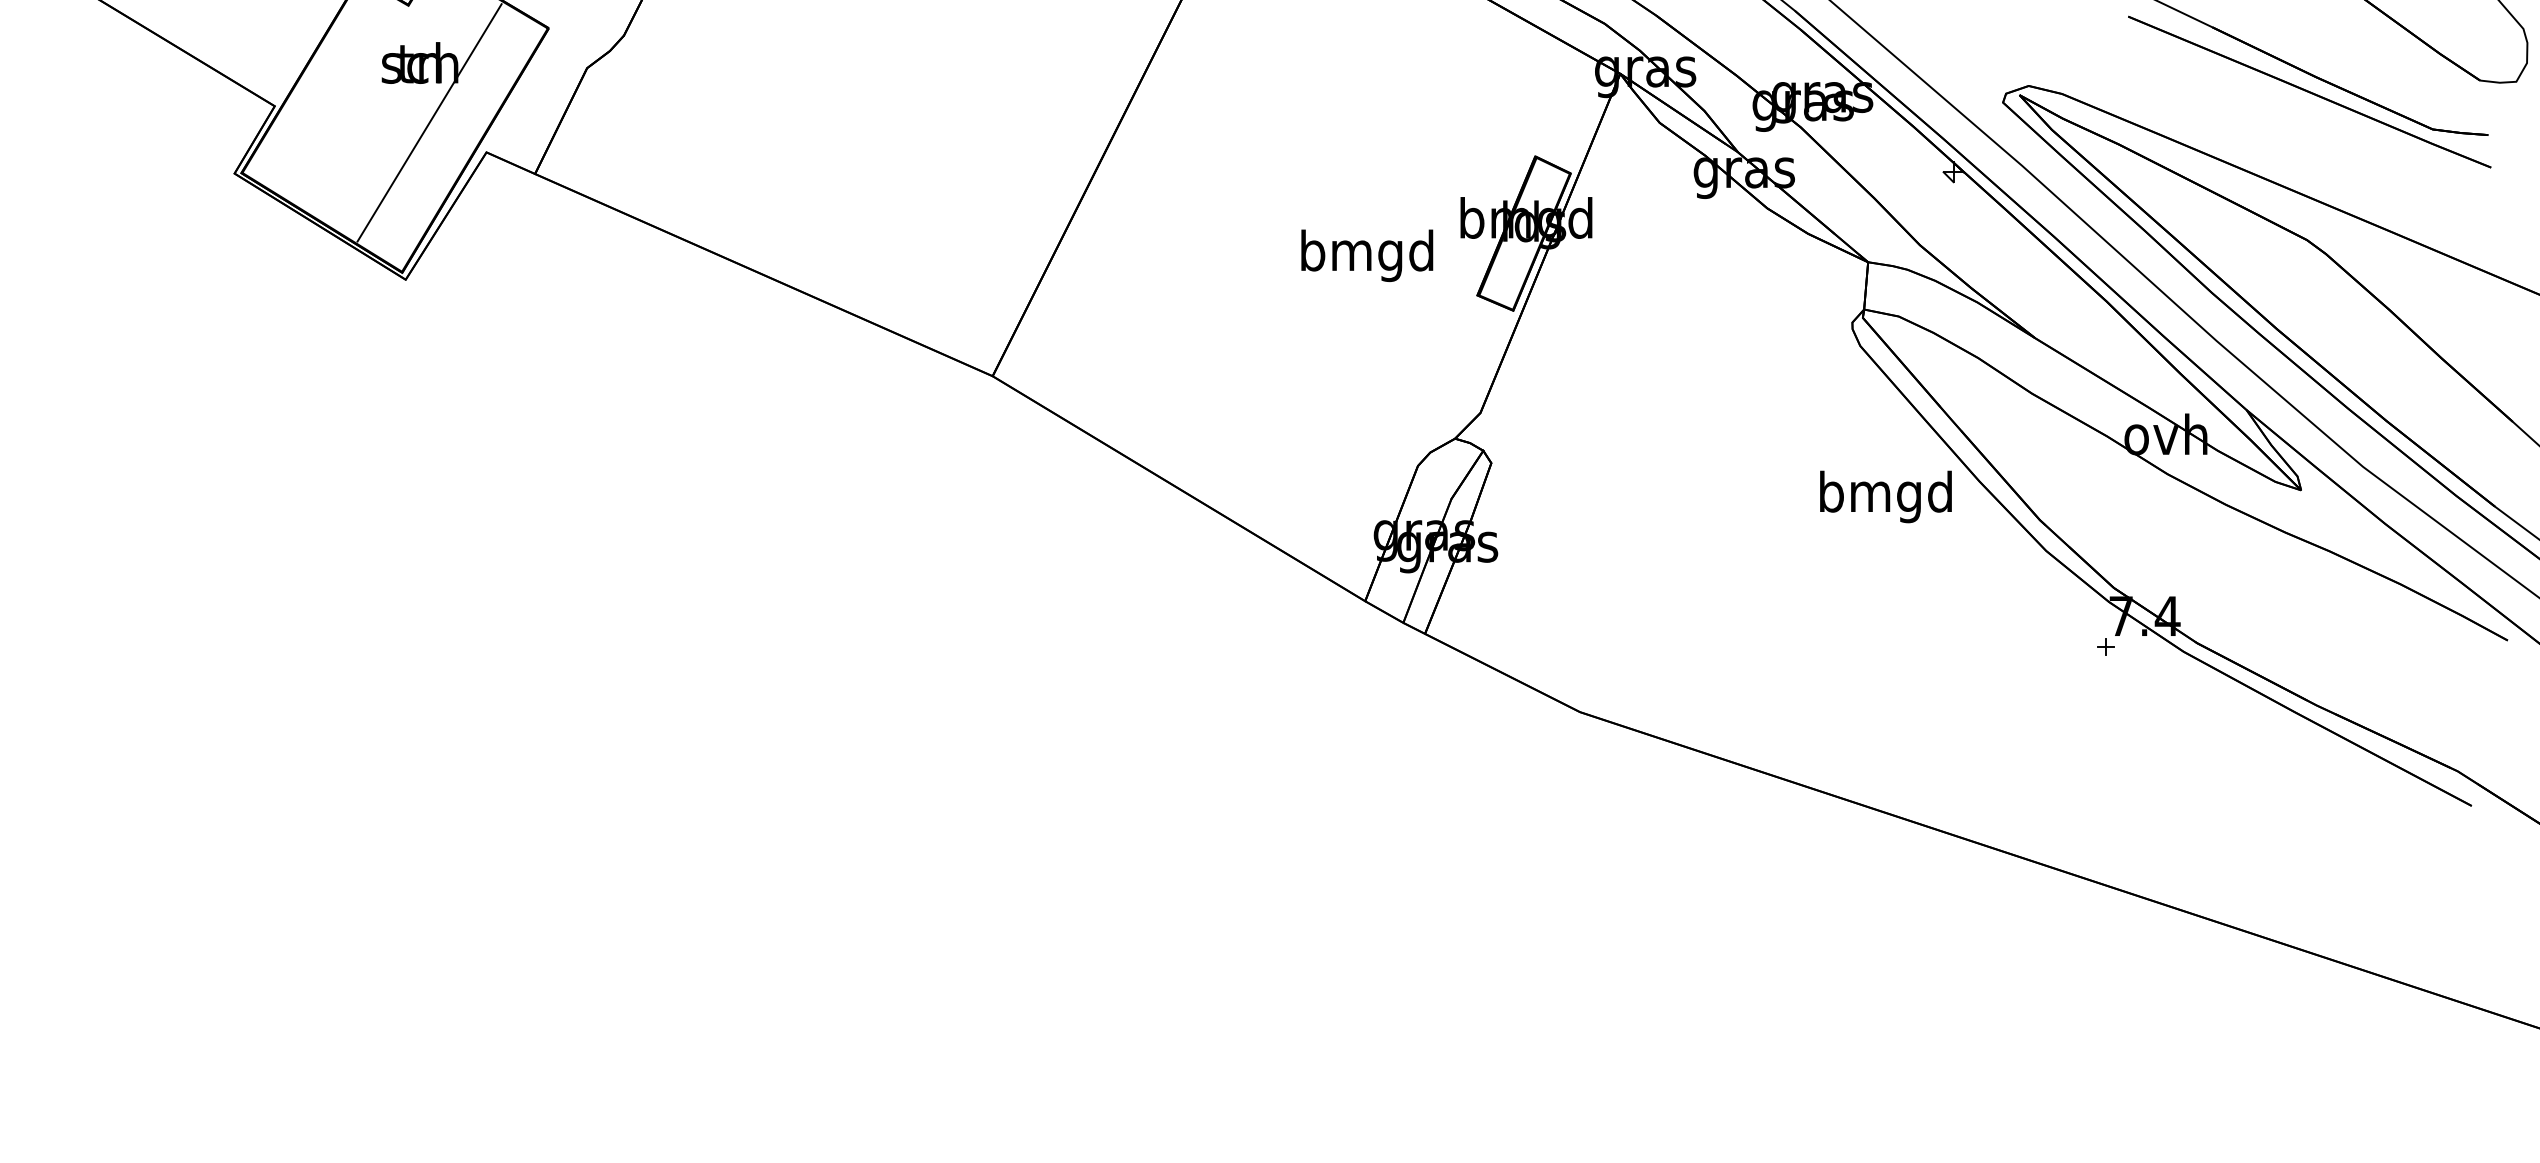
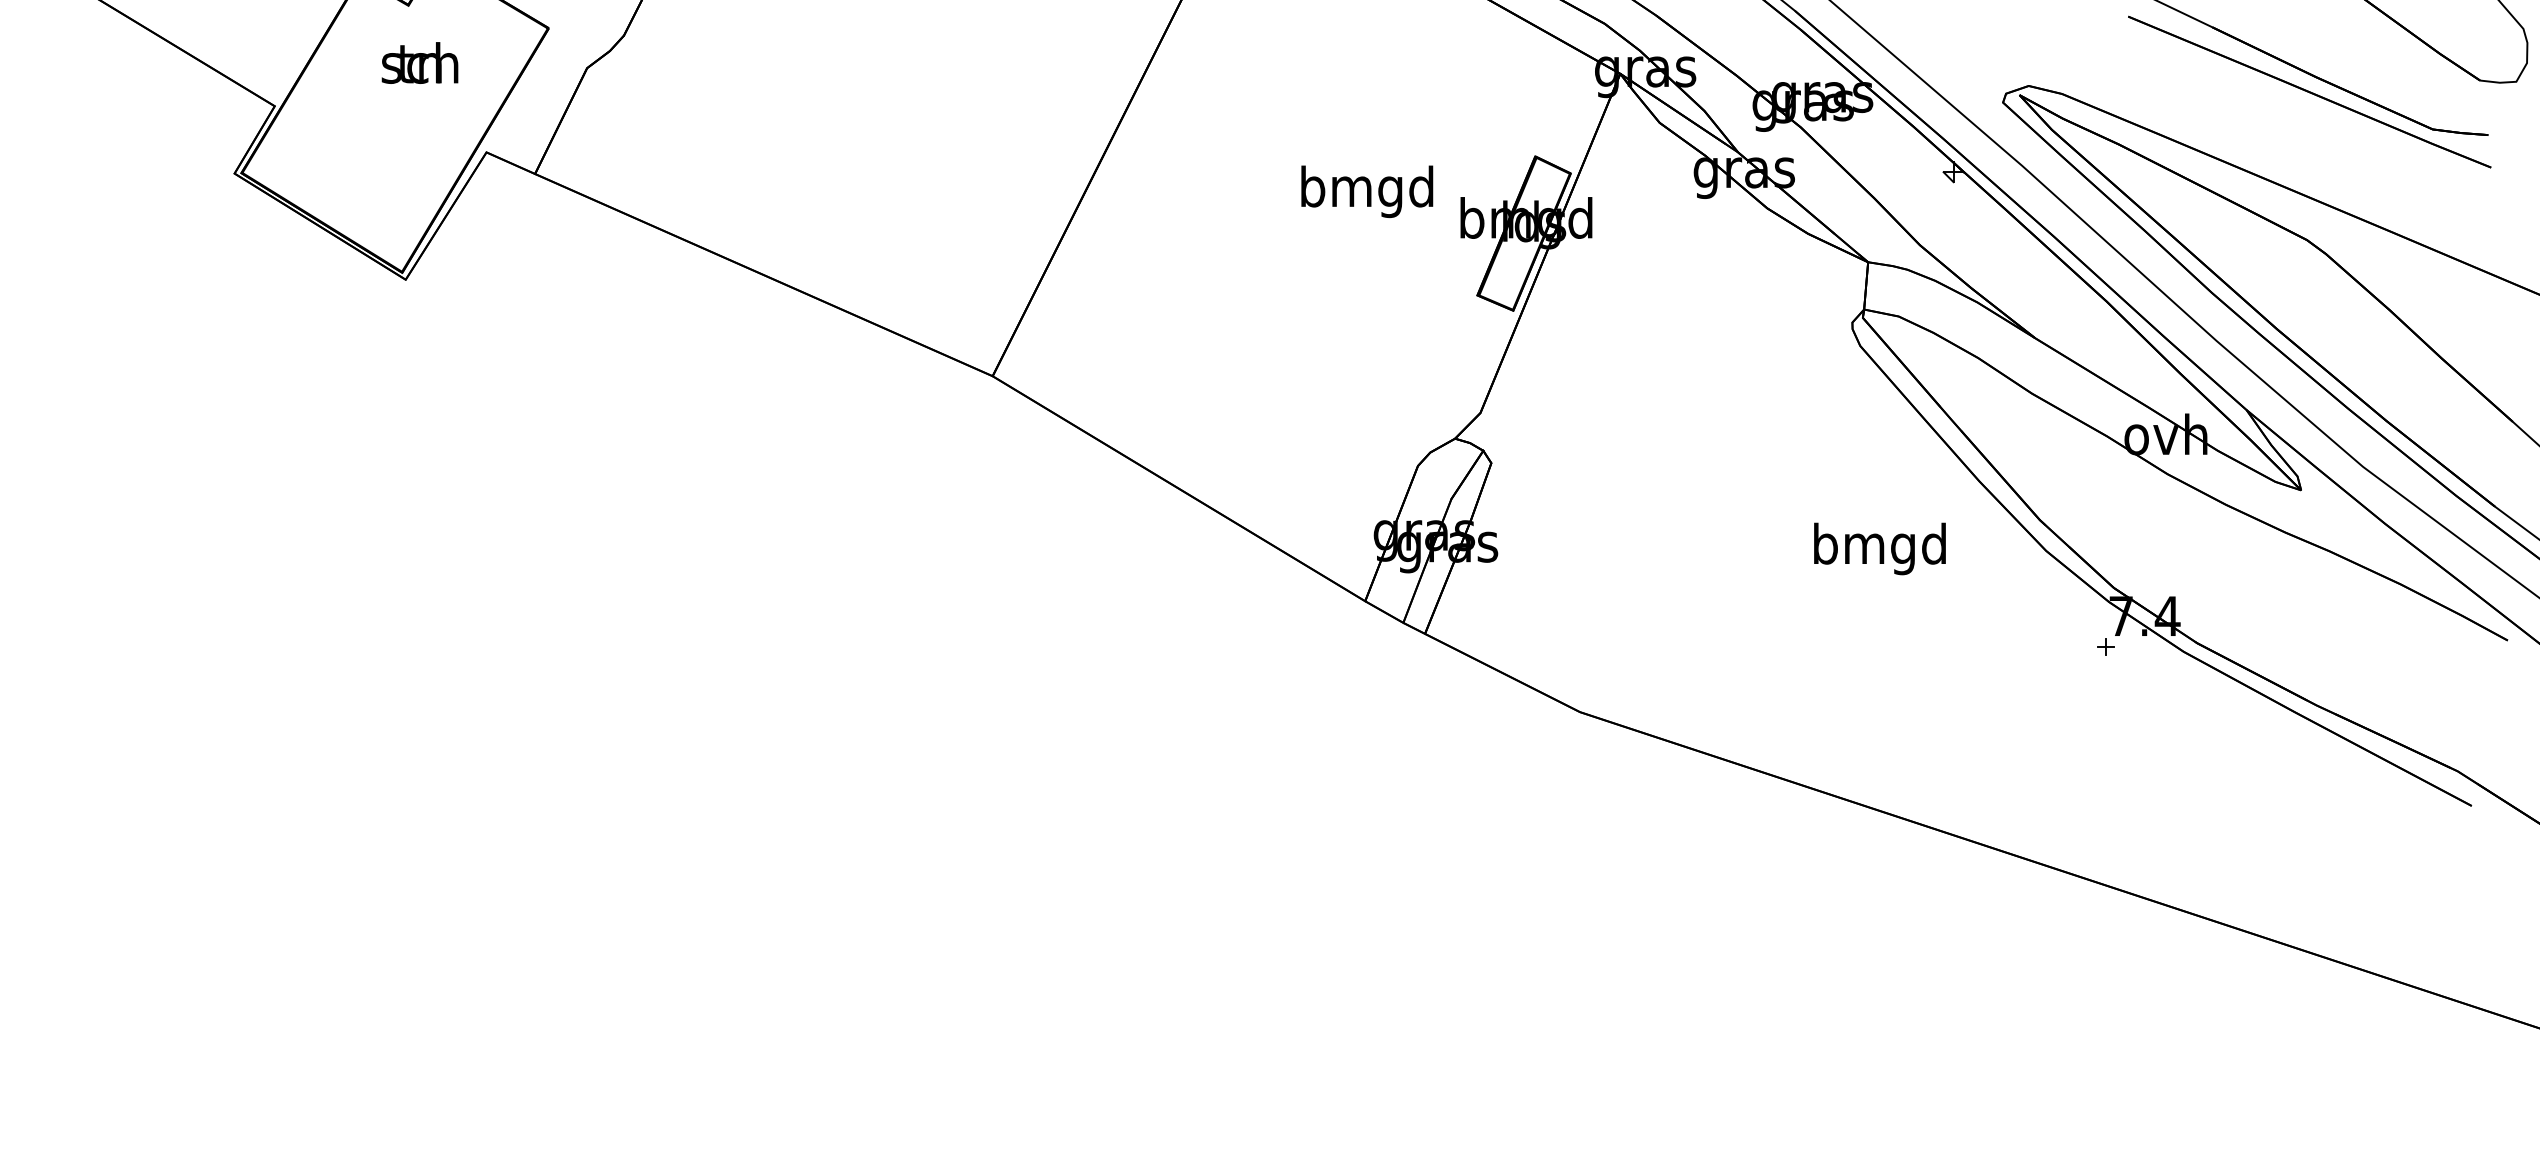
line: present -> none (429, 122)
text position: (1367, 255) -> (1367, 191) (1367, 191)
text position: (1885, 496) -> (1879, 548) (1879, 548)
